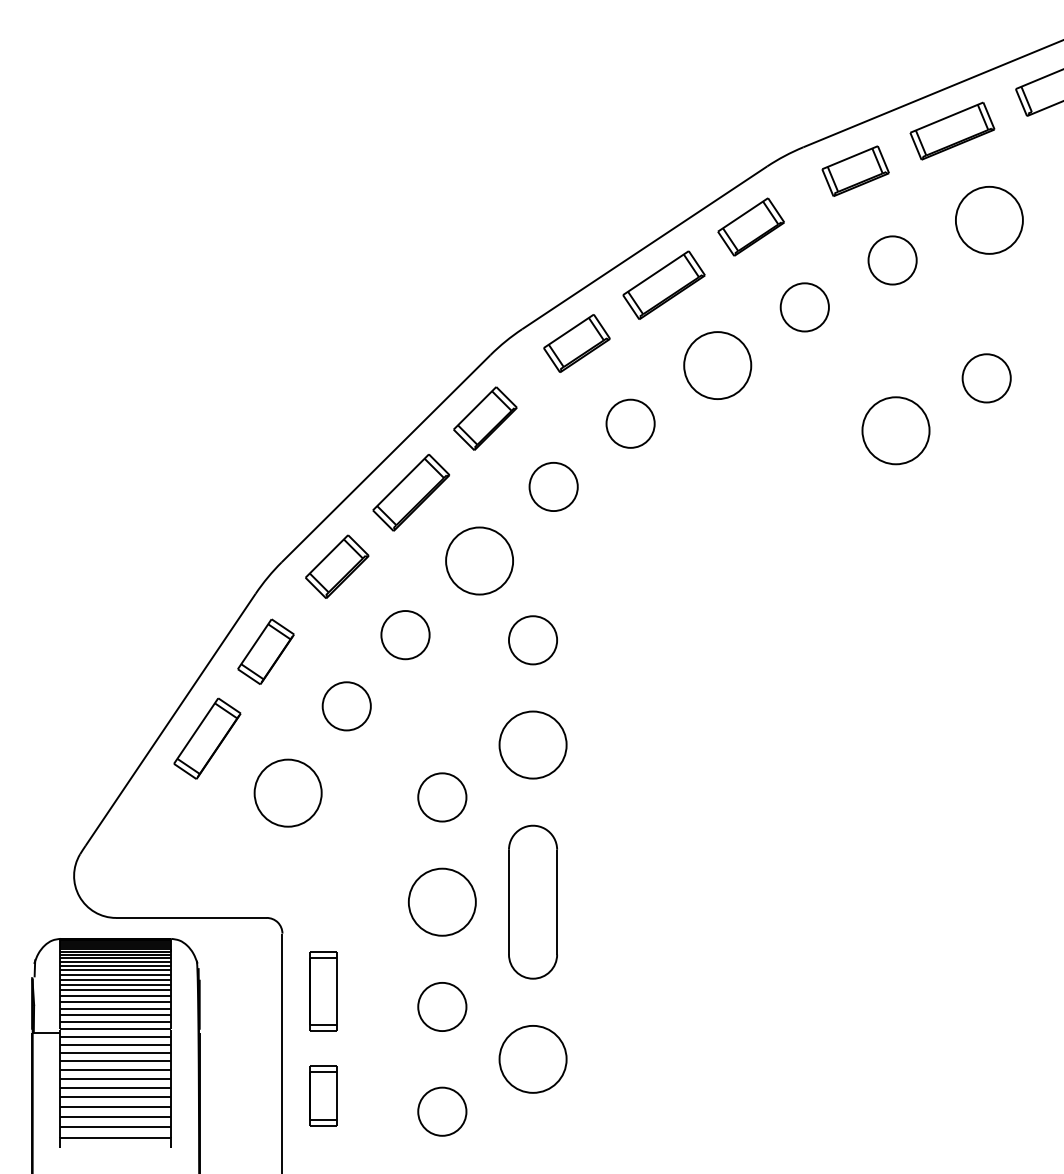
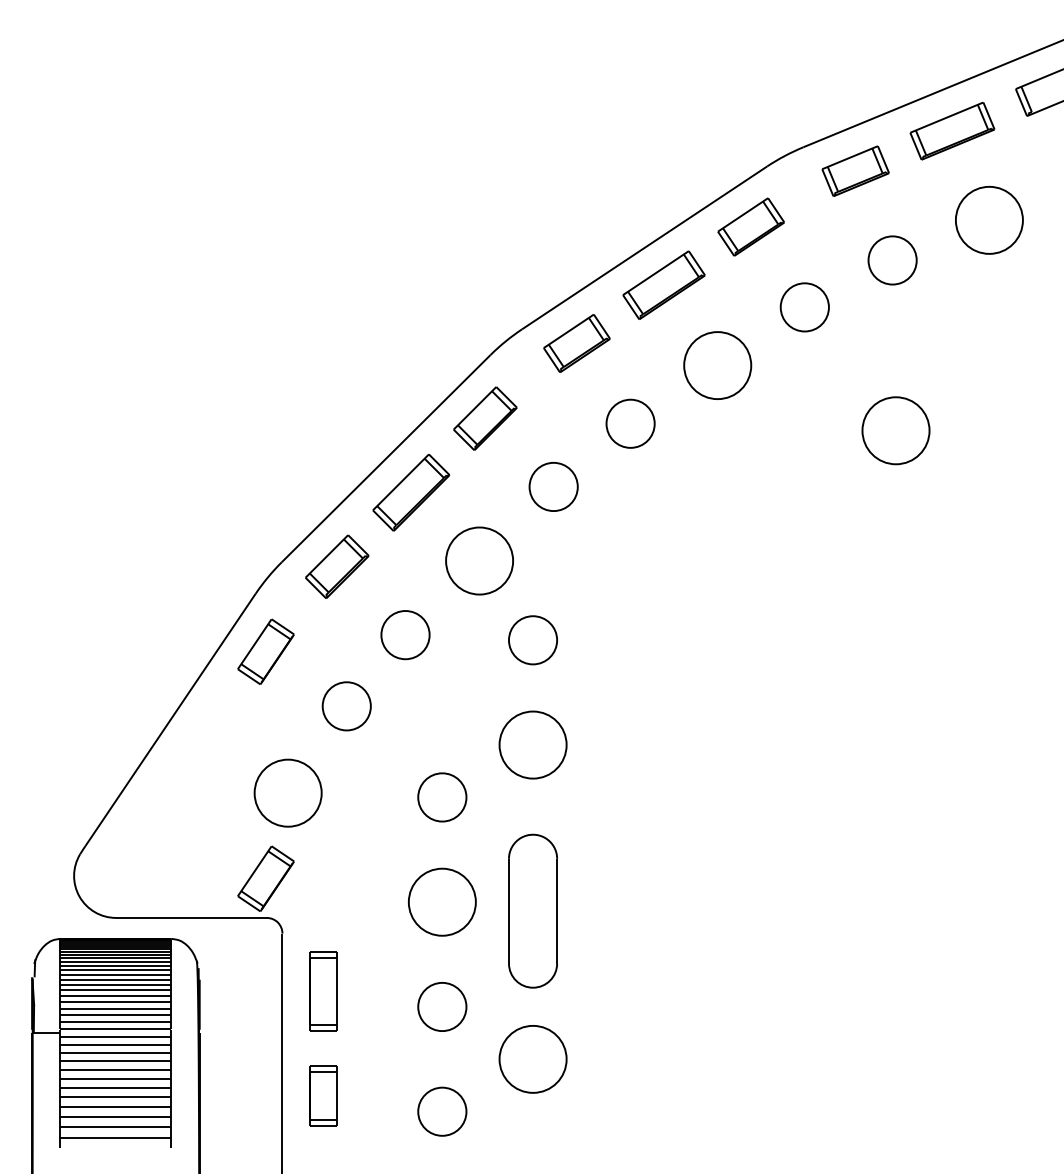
part: present -> none (986, 378)
part: present -> none (207, 738)
part: none -> present (265, 878)
part position: (532, 901) -> (532, 910) (532, 910)
